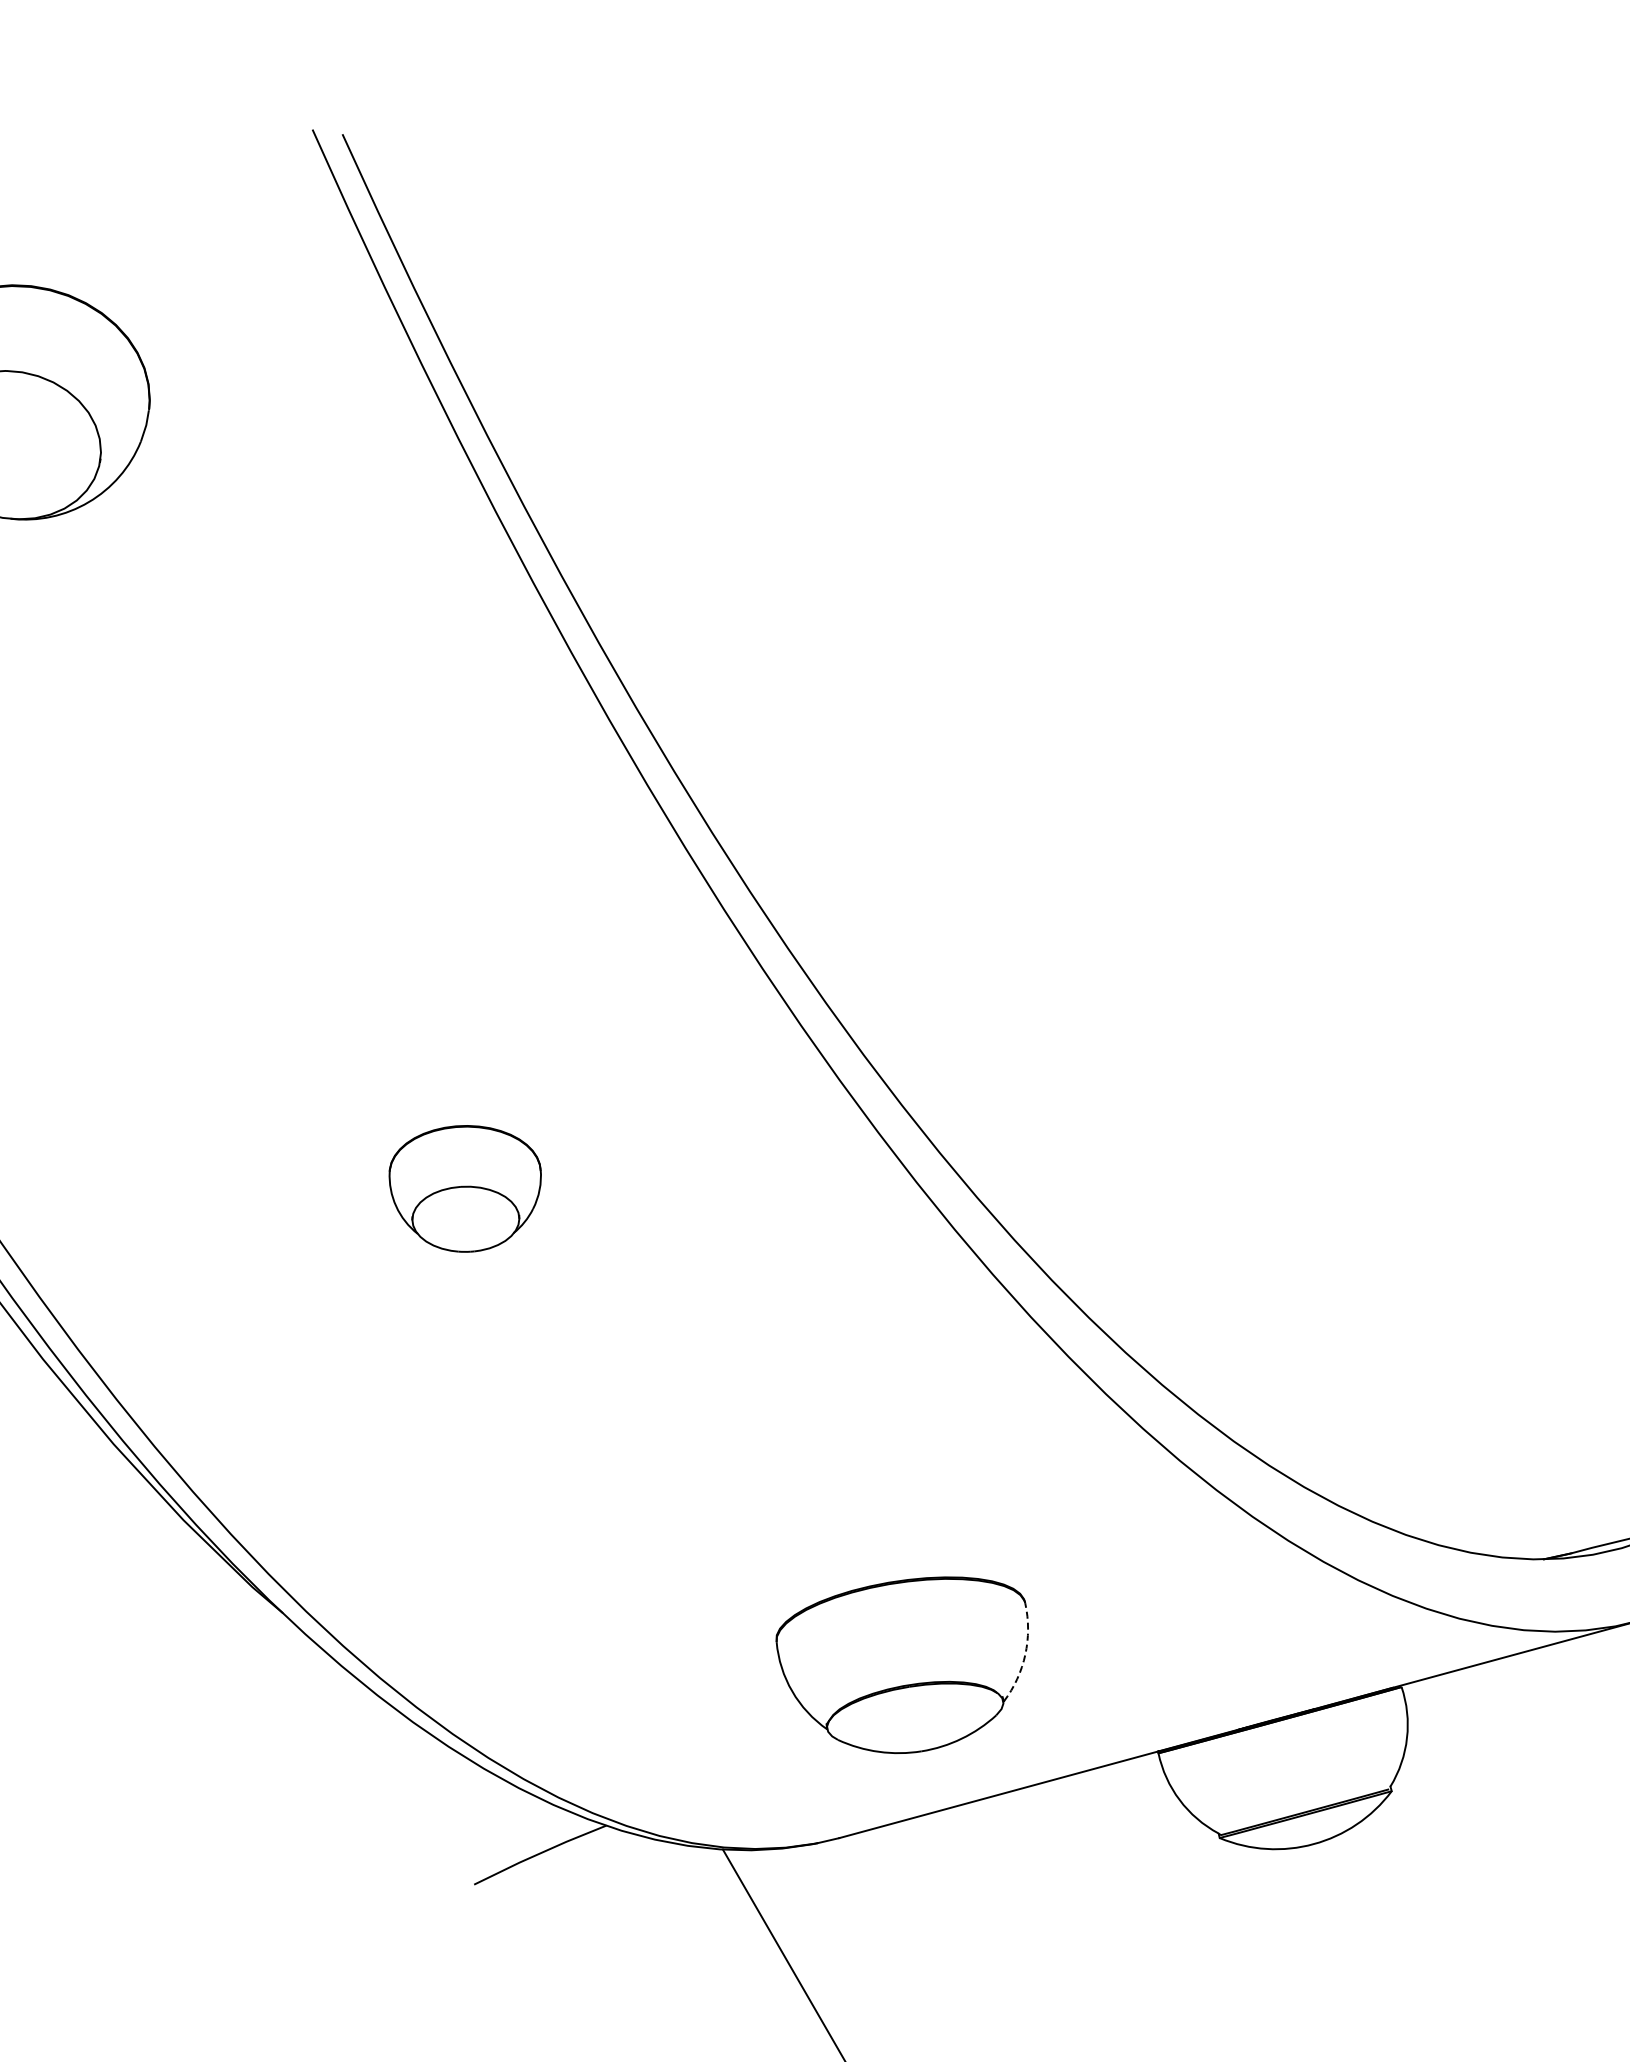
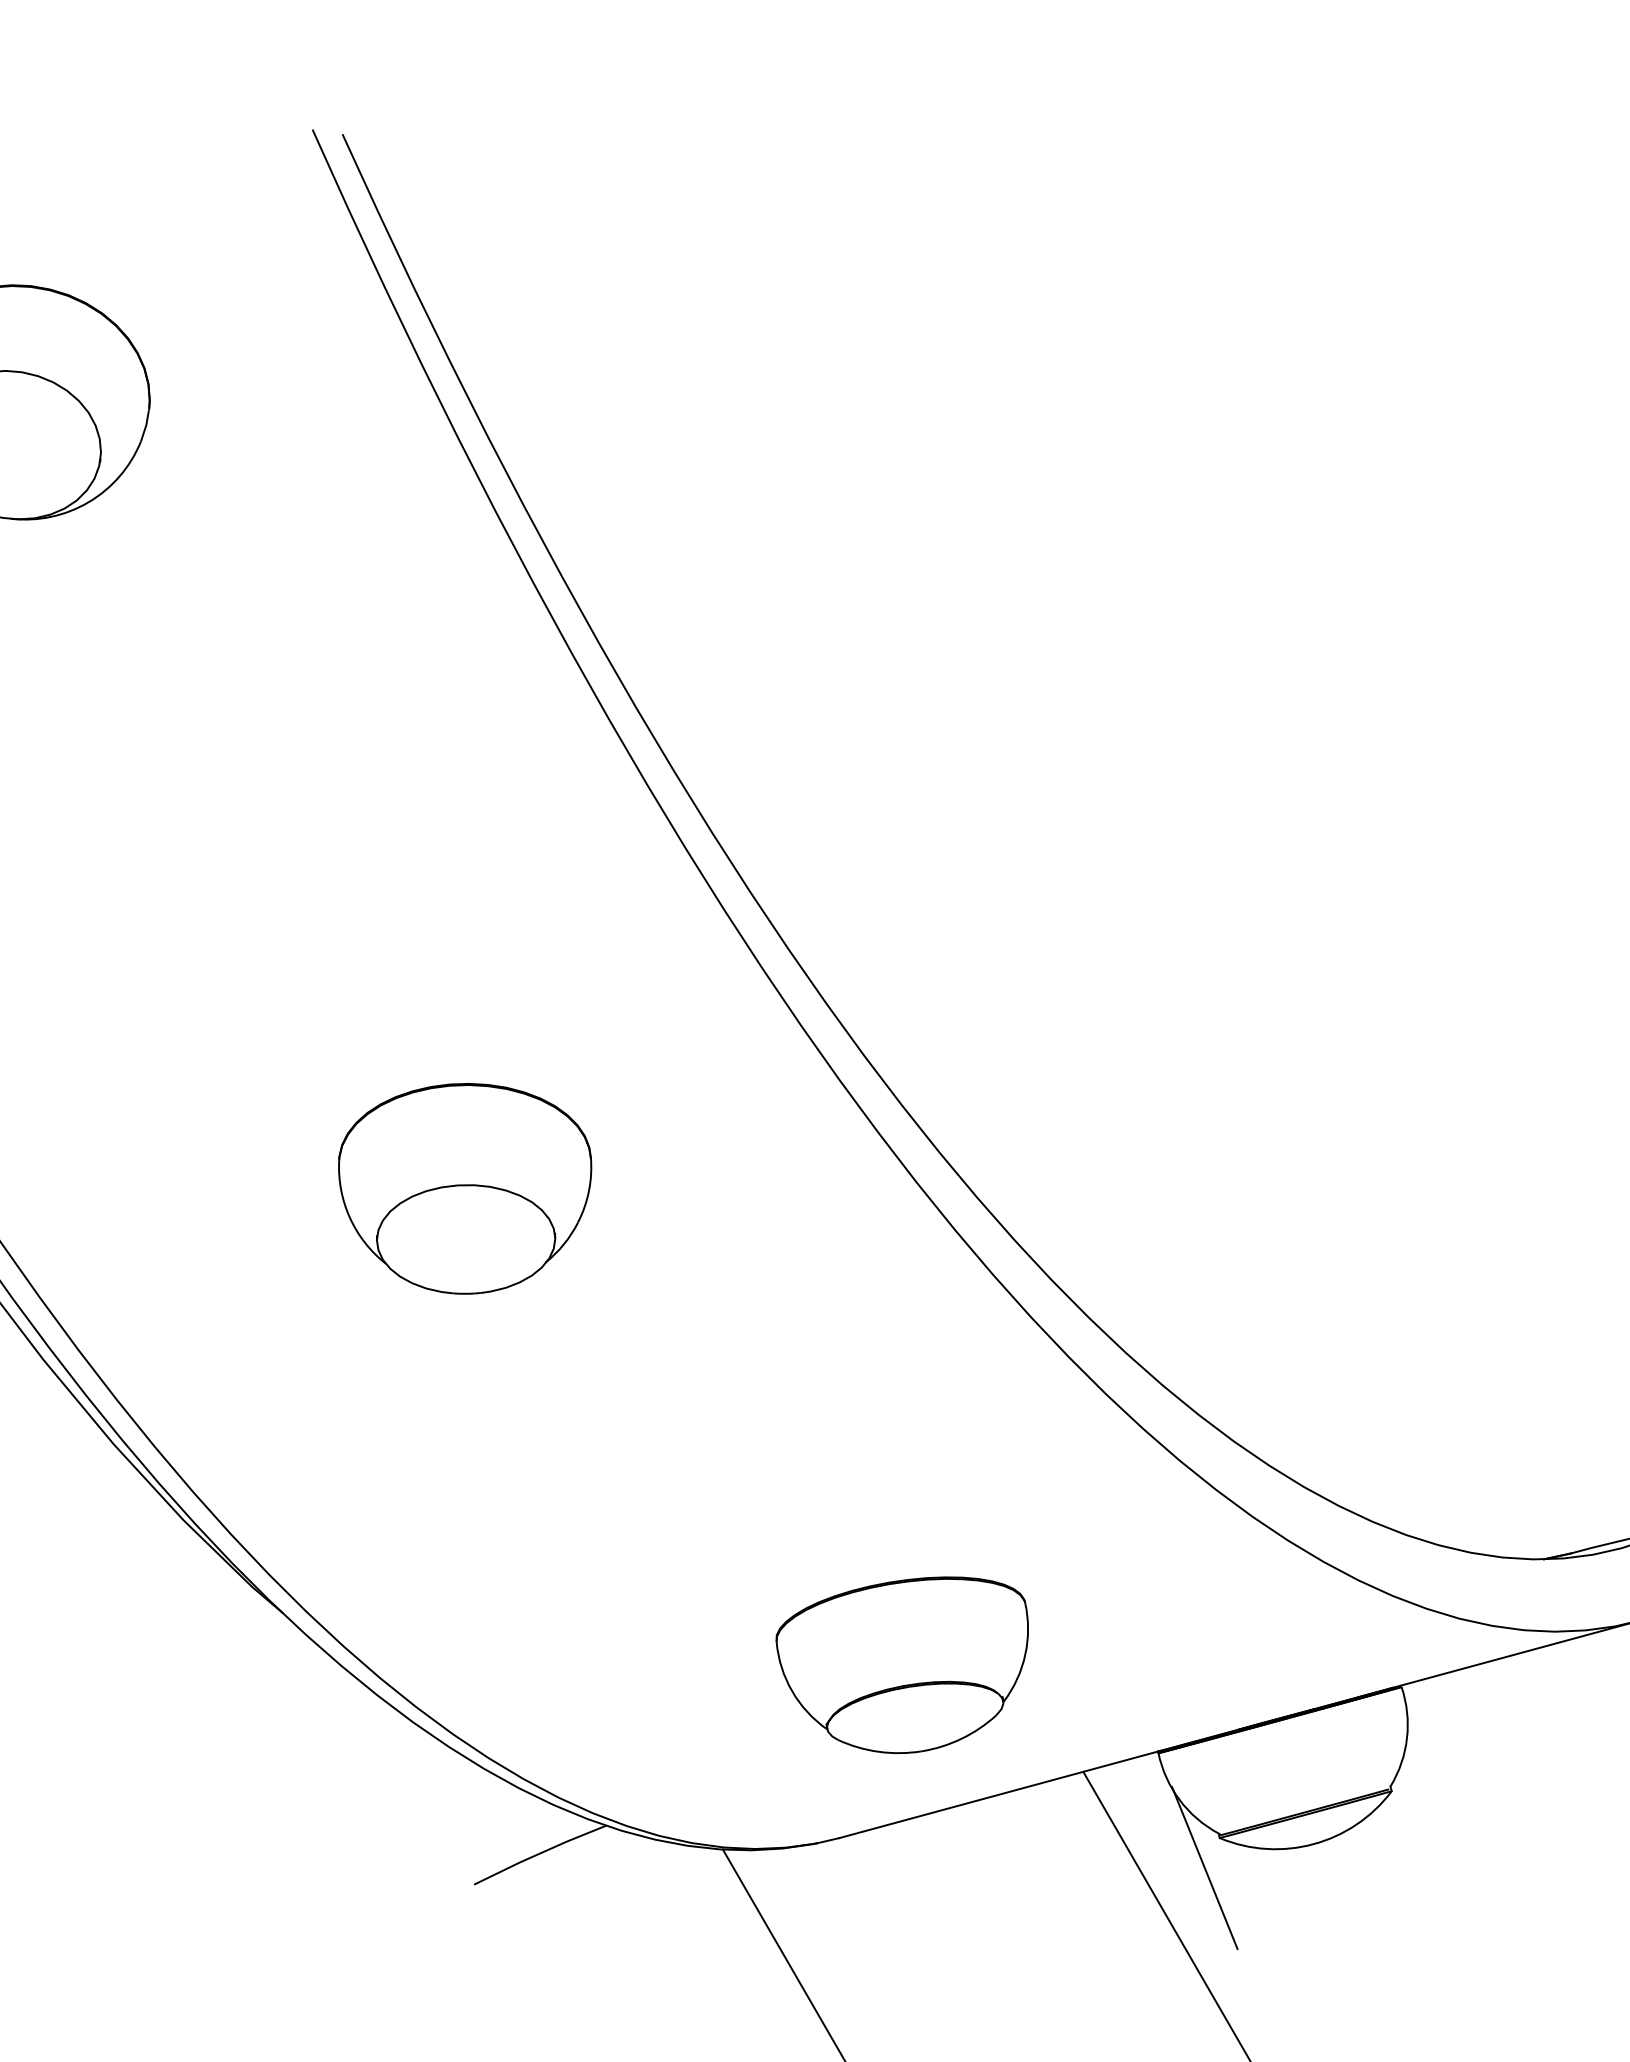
part size: 154x128 px -> 255x212 px (465, 1188)
arc: dashed -> solid (1025, 1654)
line: none -> present (1204, 1868)
line: none -> present (1165, 1914)
